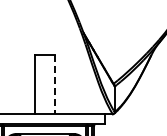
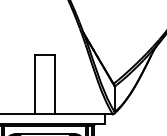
line: dashed -> solid (55, 84)
